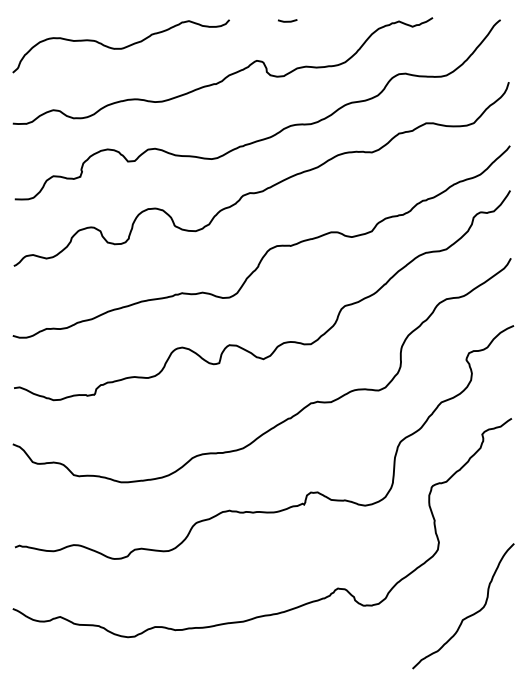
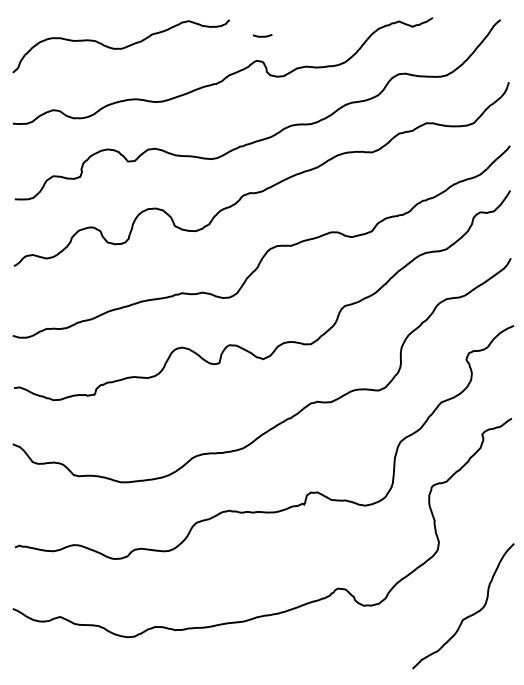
line position: (287, 20) -> (262, 35) (262, 35)
